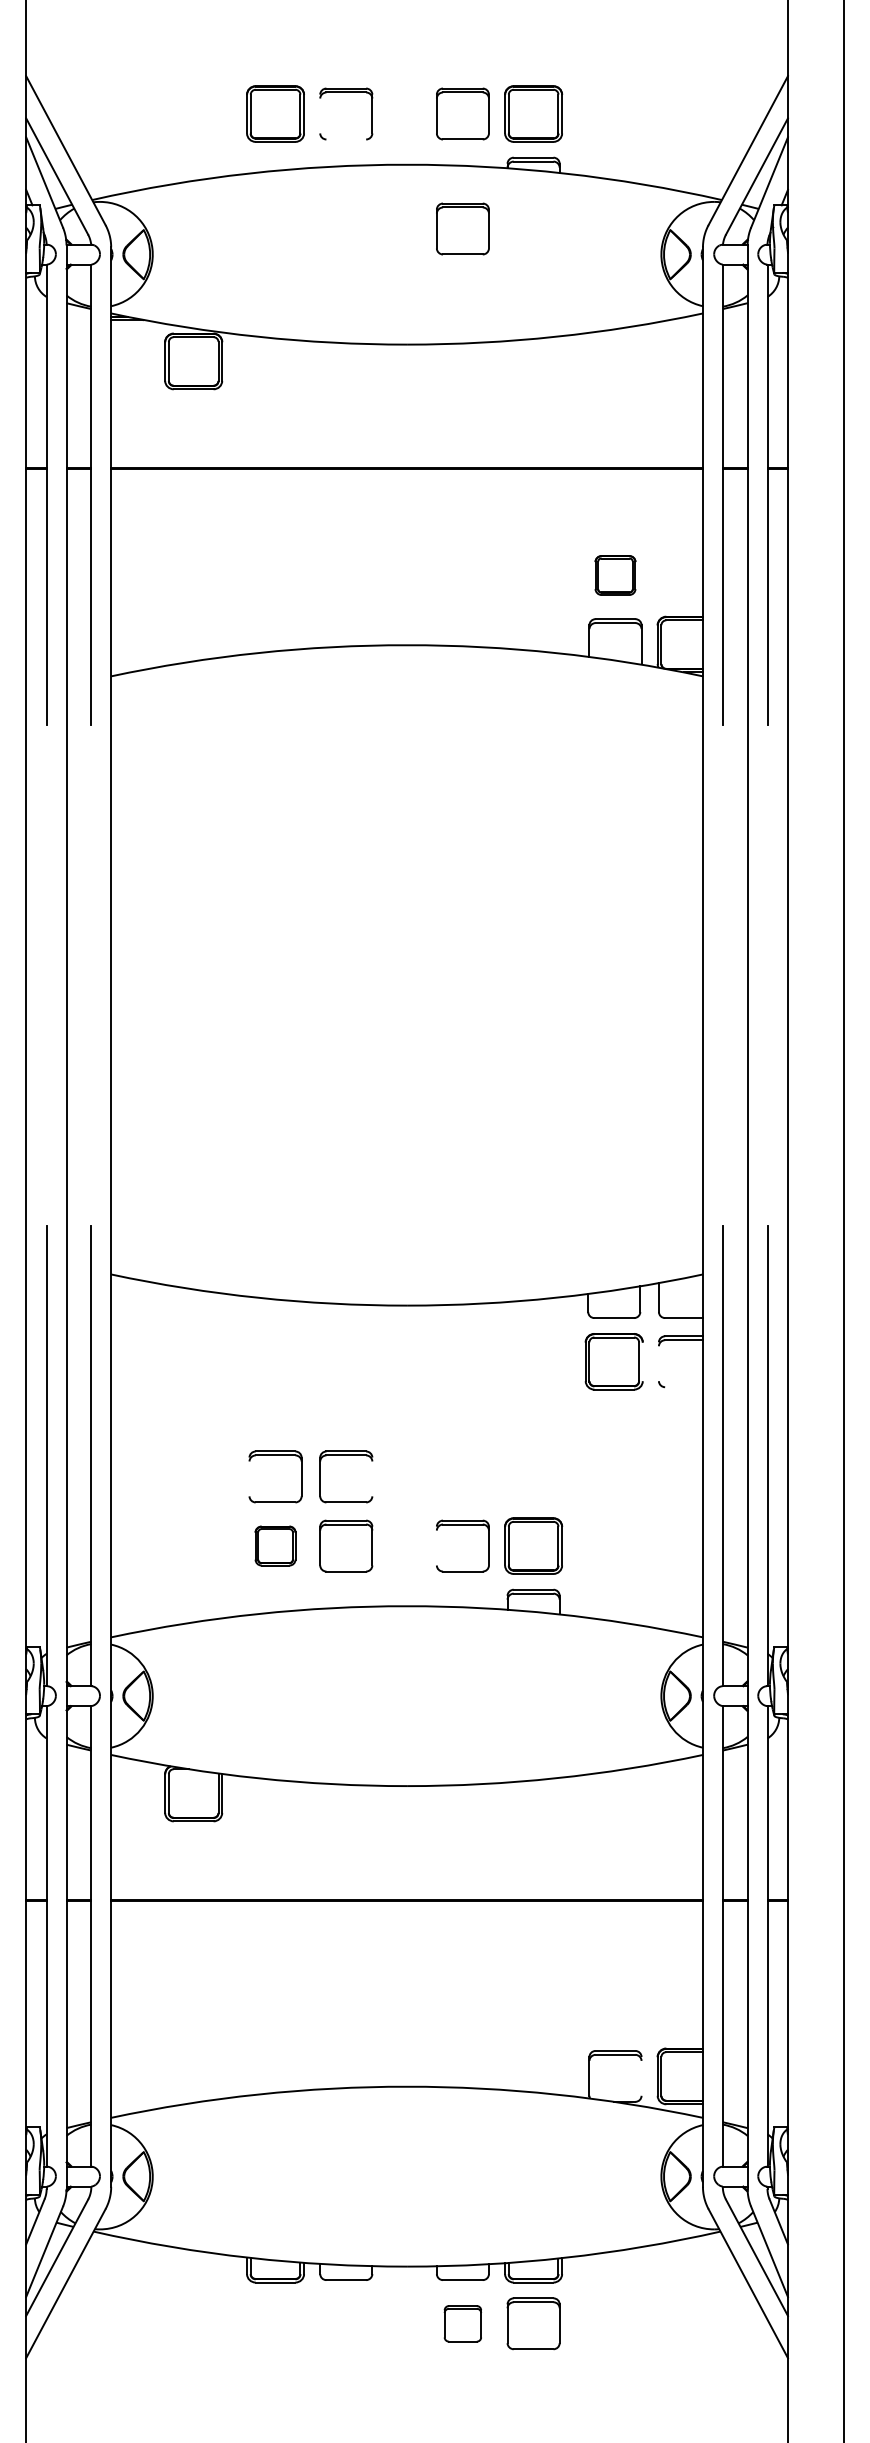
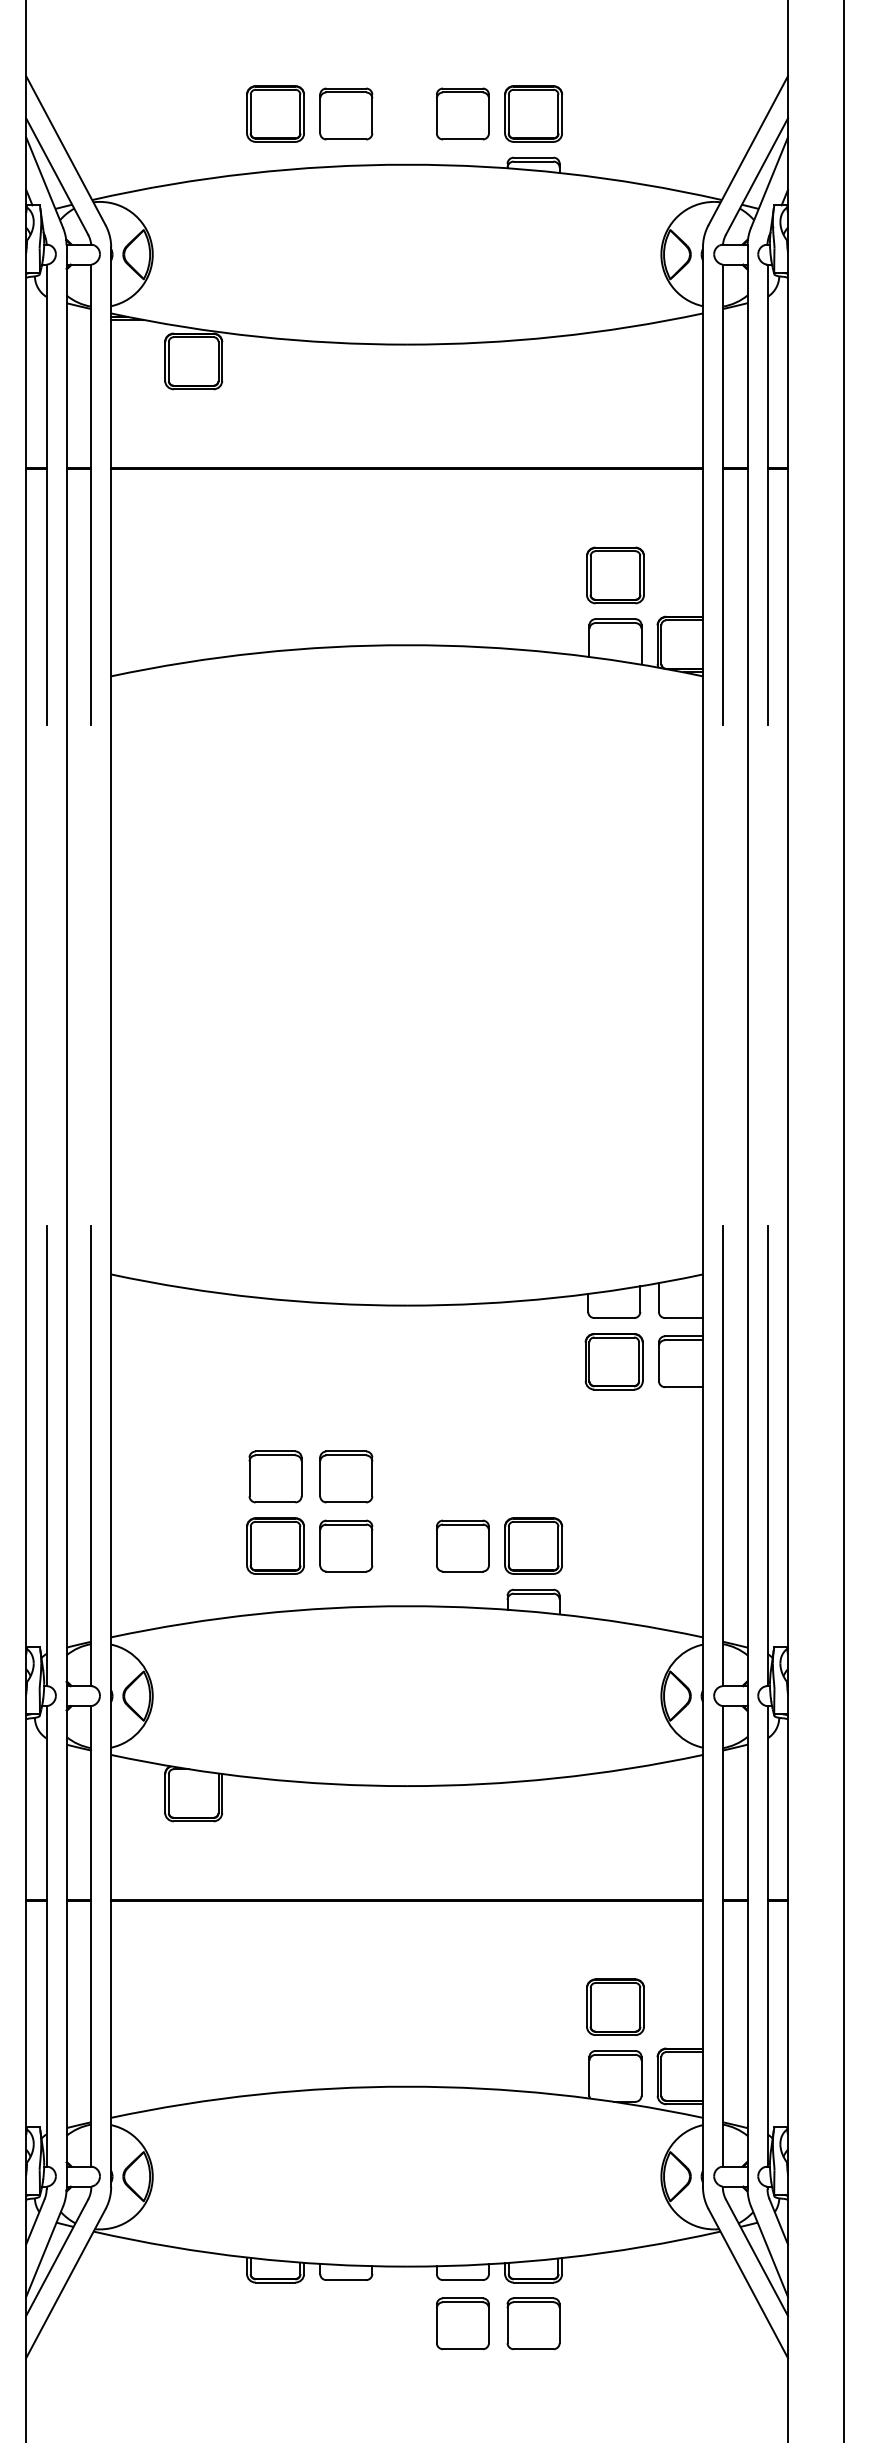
line: none -> present (320, 113)
line: none -> present (346, 139)
part: present -> none (462, 228)
part size: 43x41 px -> 59x59 px (615, 575)
line: none -> present (642, 1361)
line: none -> present (658, 1361)
line: none -> present (683, 1387)
line: none -> present (249, 1476)
line: none -> present (372, 1476)
part size: 43x42 px -> 59x58 px (275, 1545)
line: none -> present (436, 1545)
part: none -> present (615, 2006)
line: none -> present (641, 2076)
part size: 39x38 px -> 54x54 px (462, 2323)
